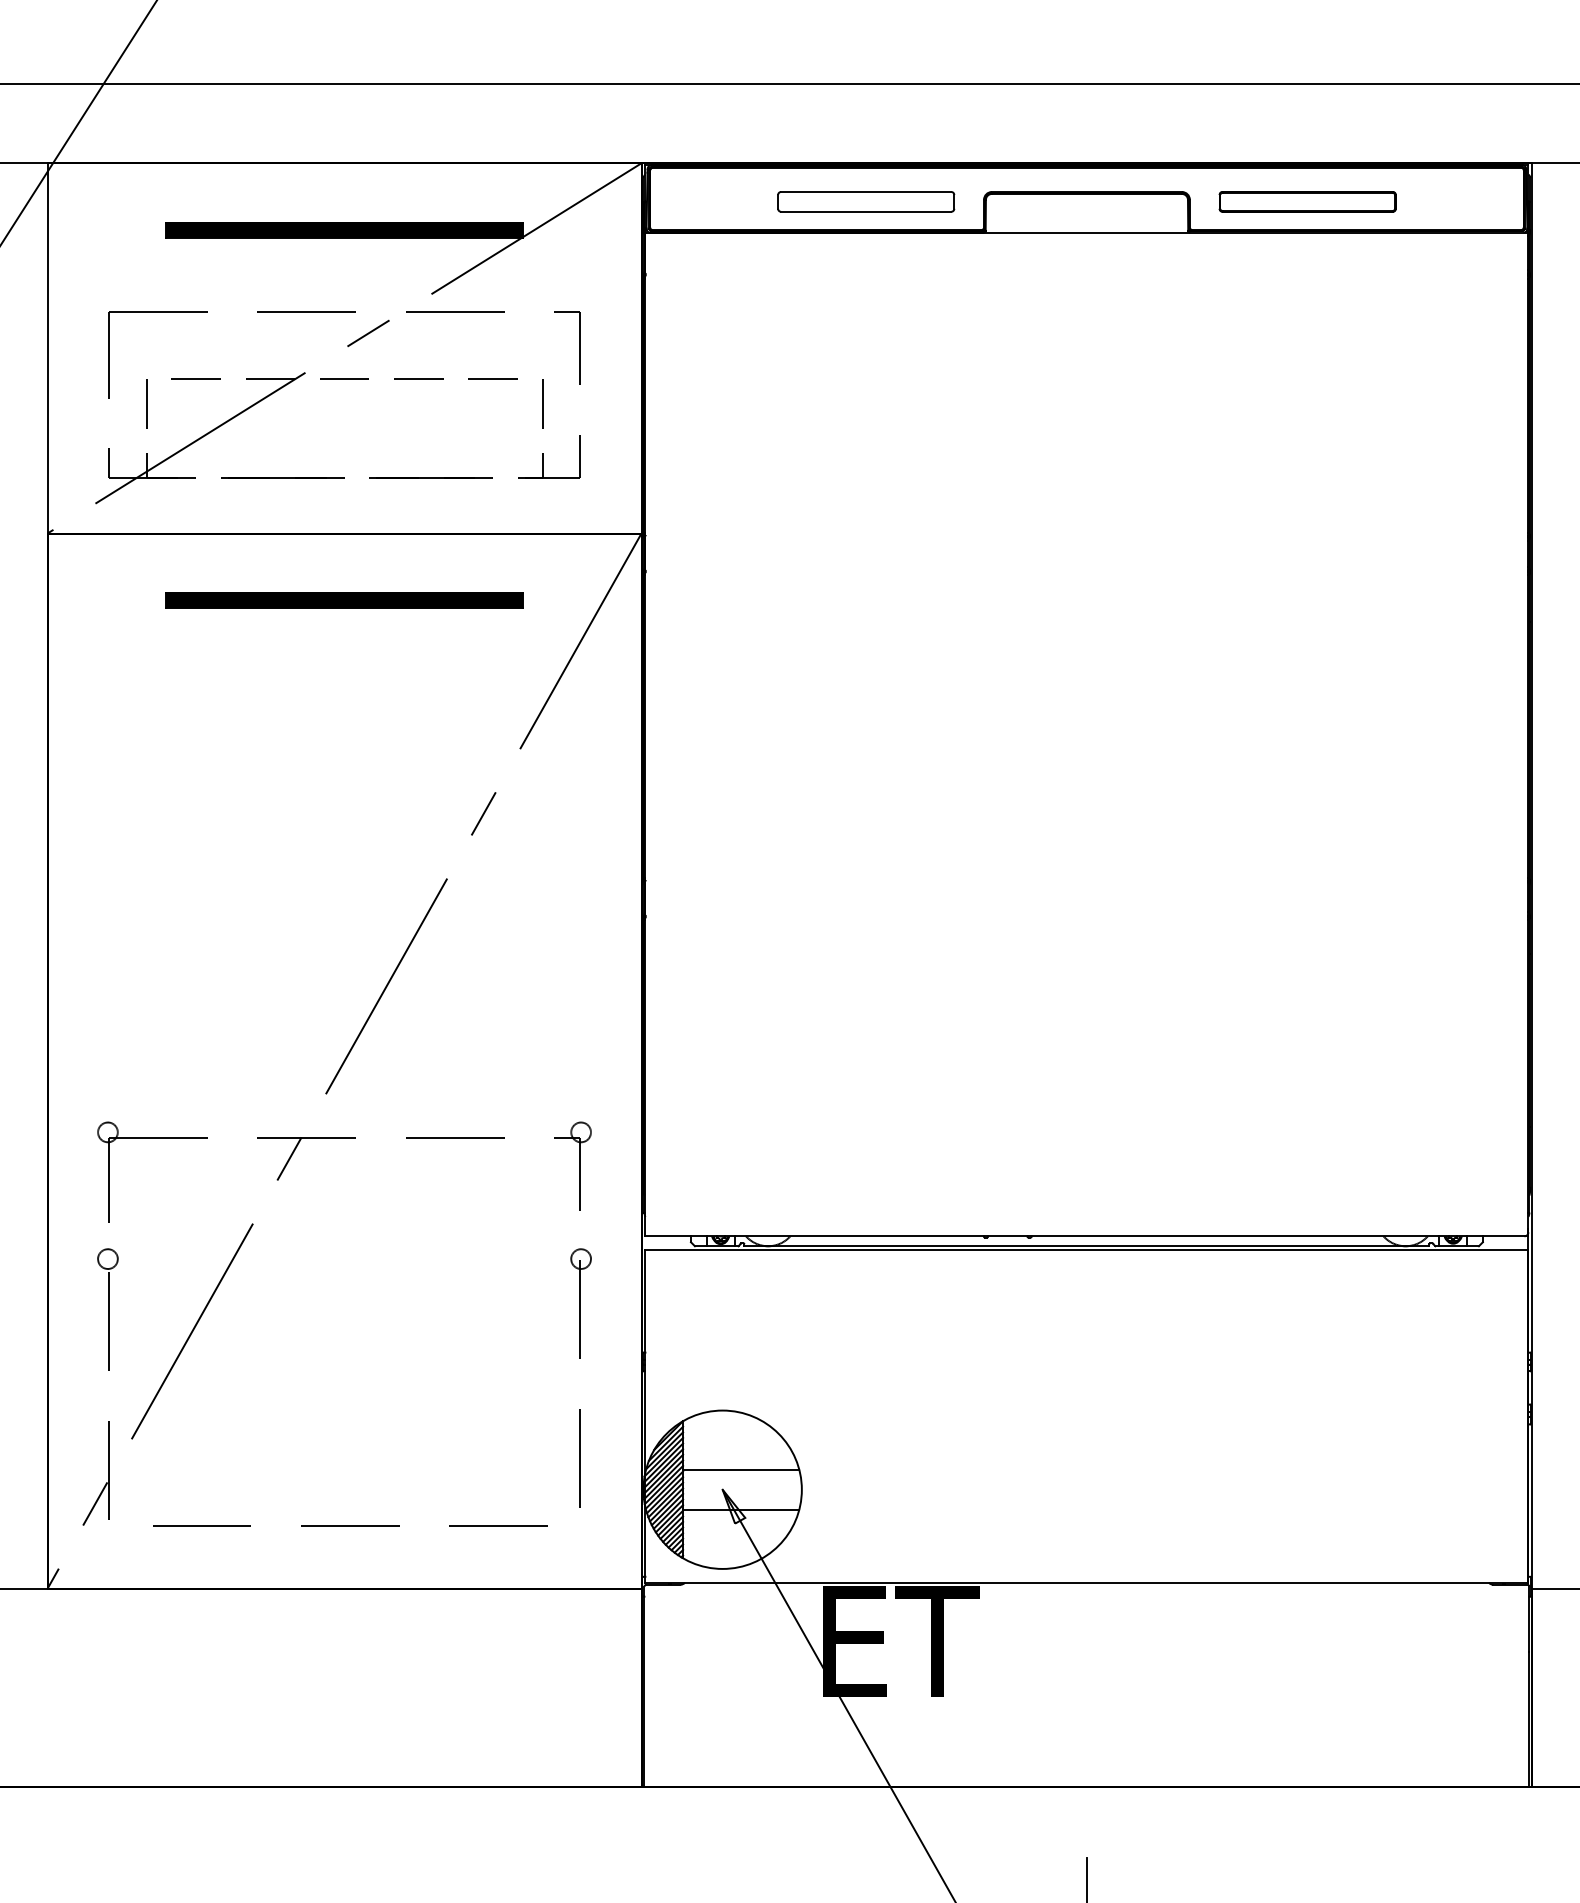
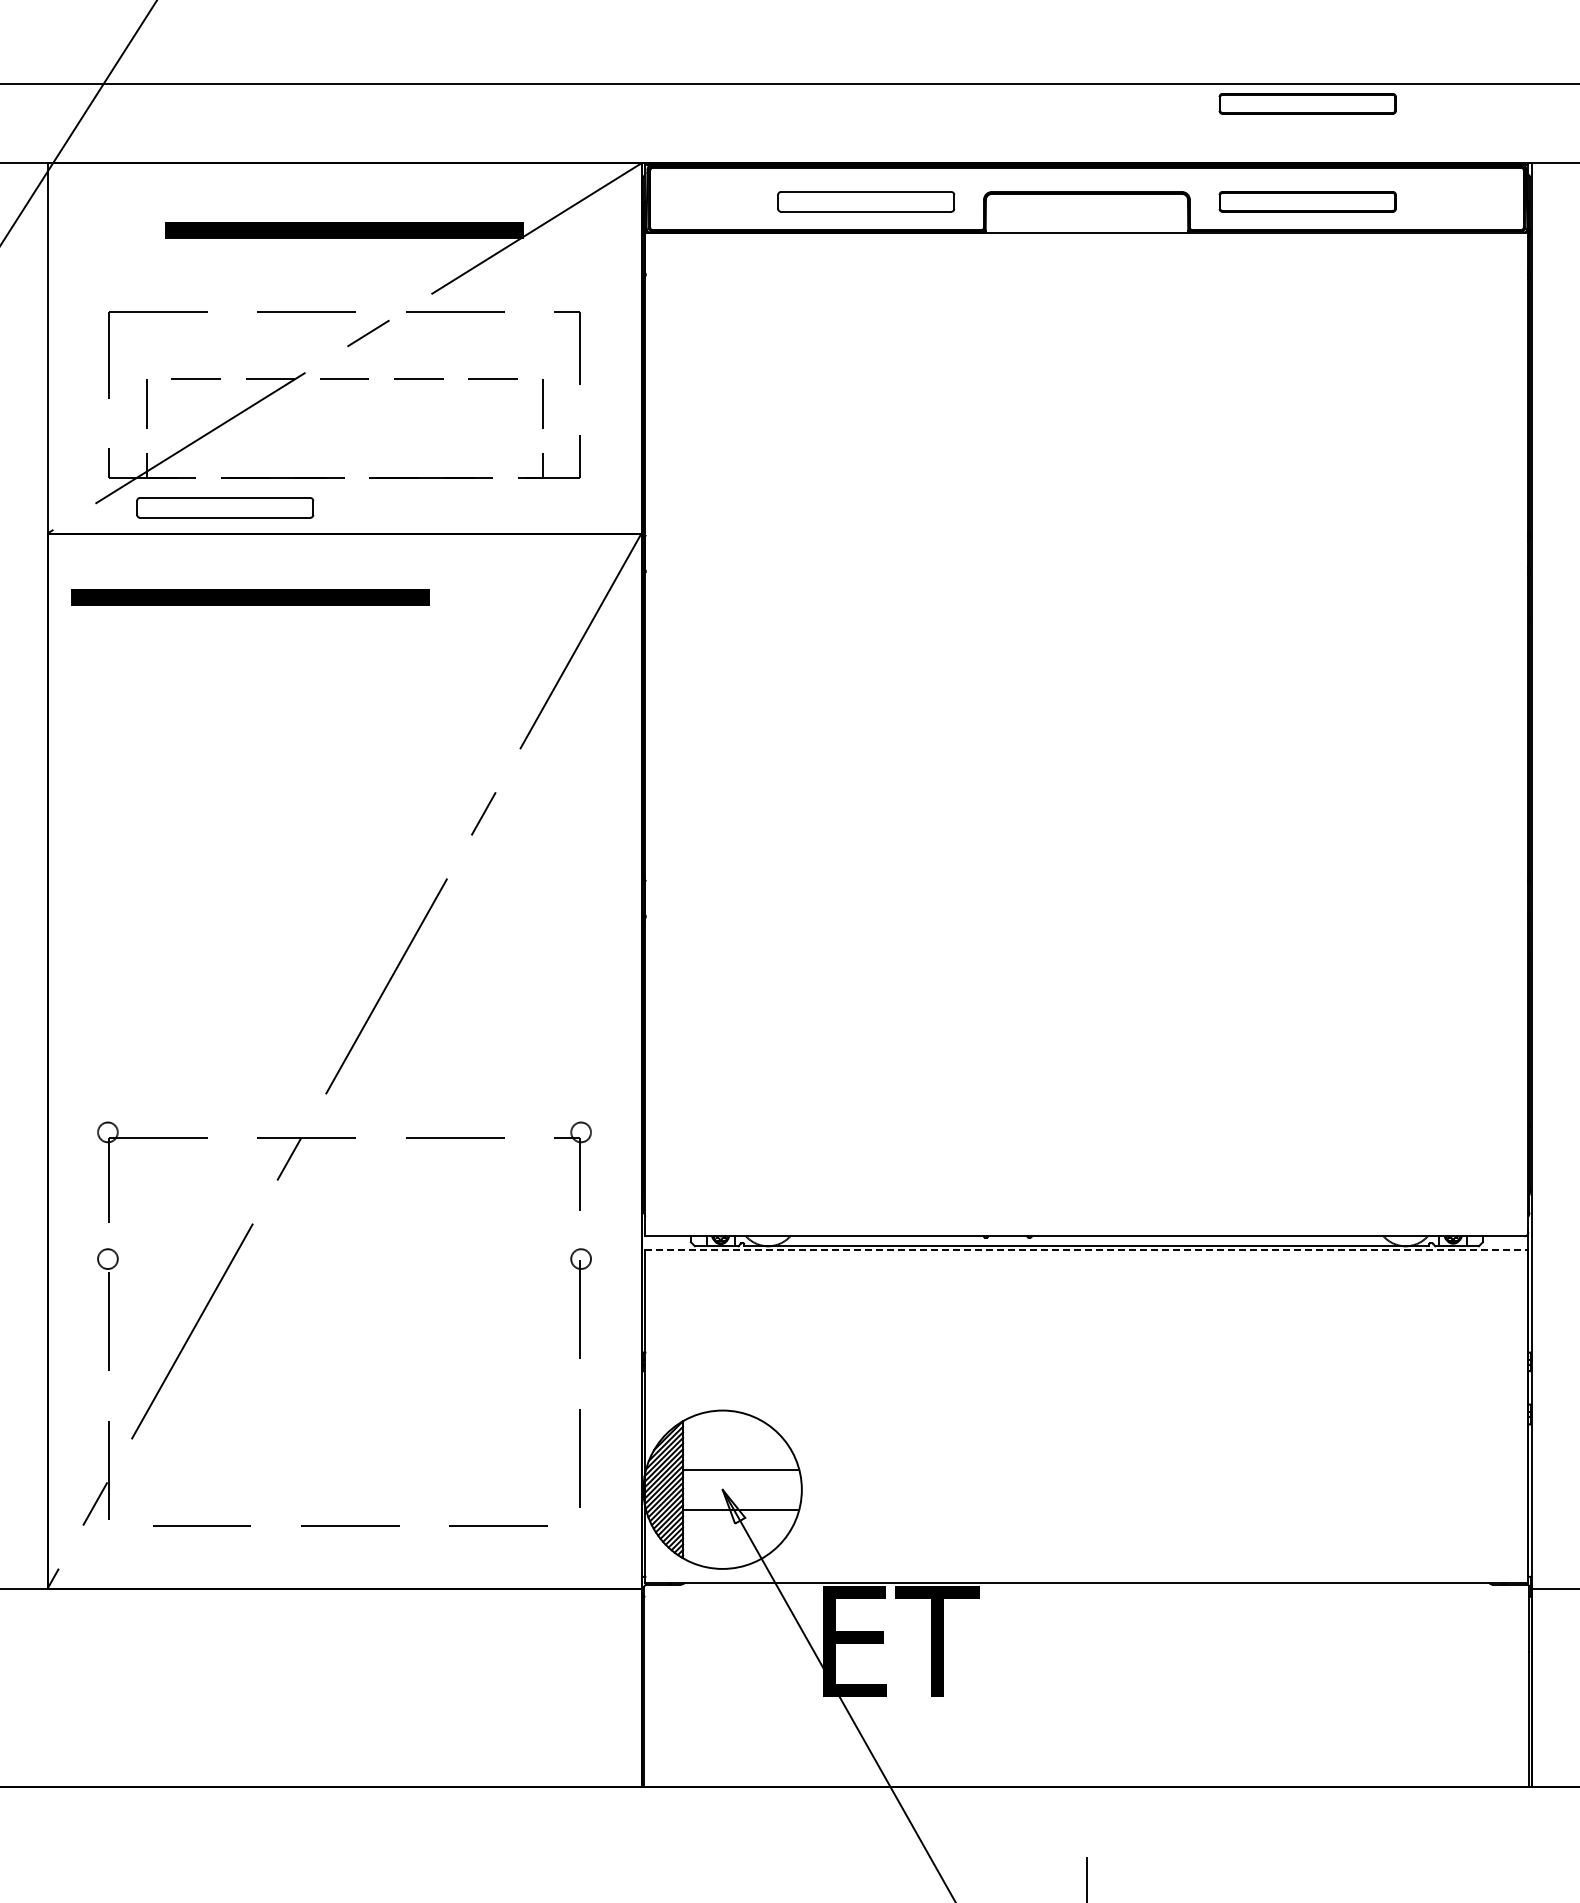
part: none -> present (1307, 103)
part: none -> present (225, 507)
part position: (344, 600) -> (250, 597) (250, 597)
line: solid -> dashed (1087, 1250)
